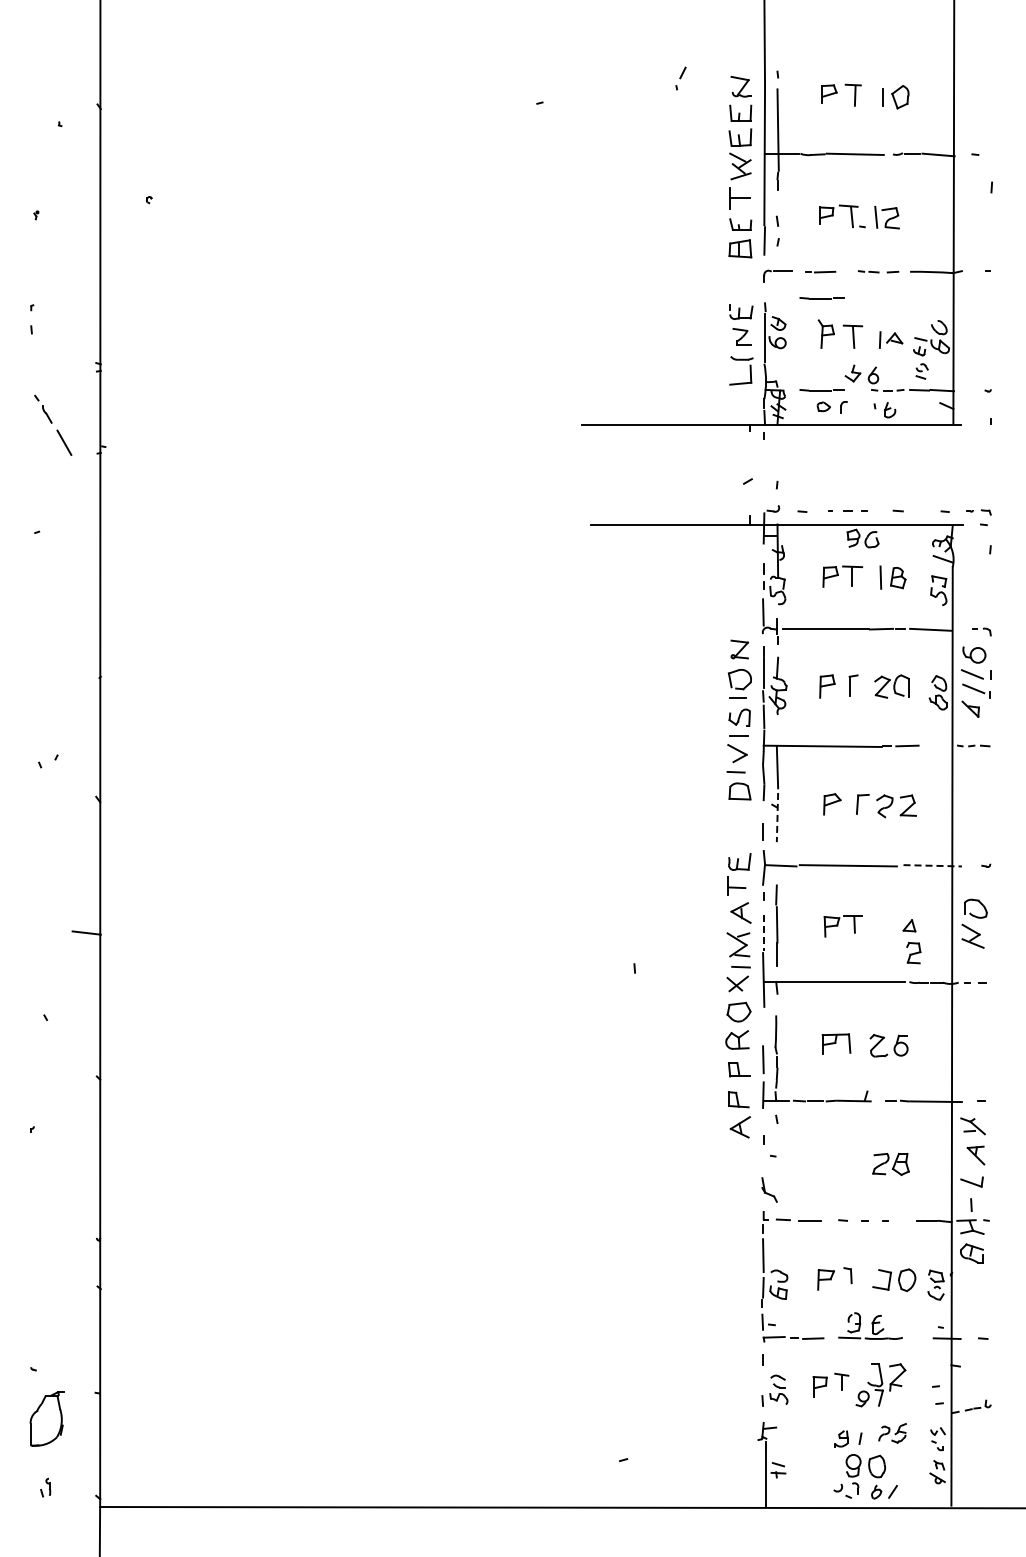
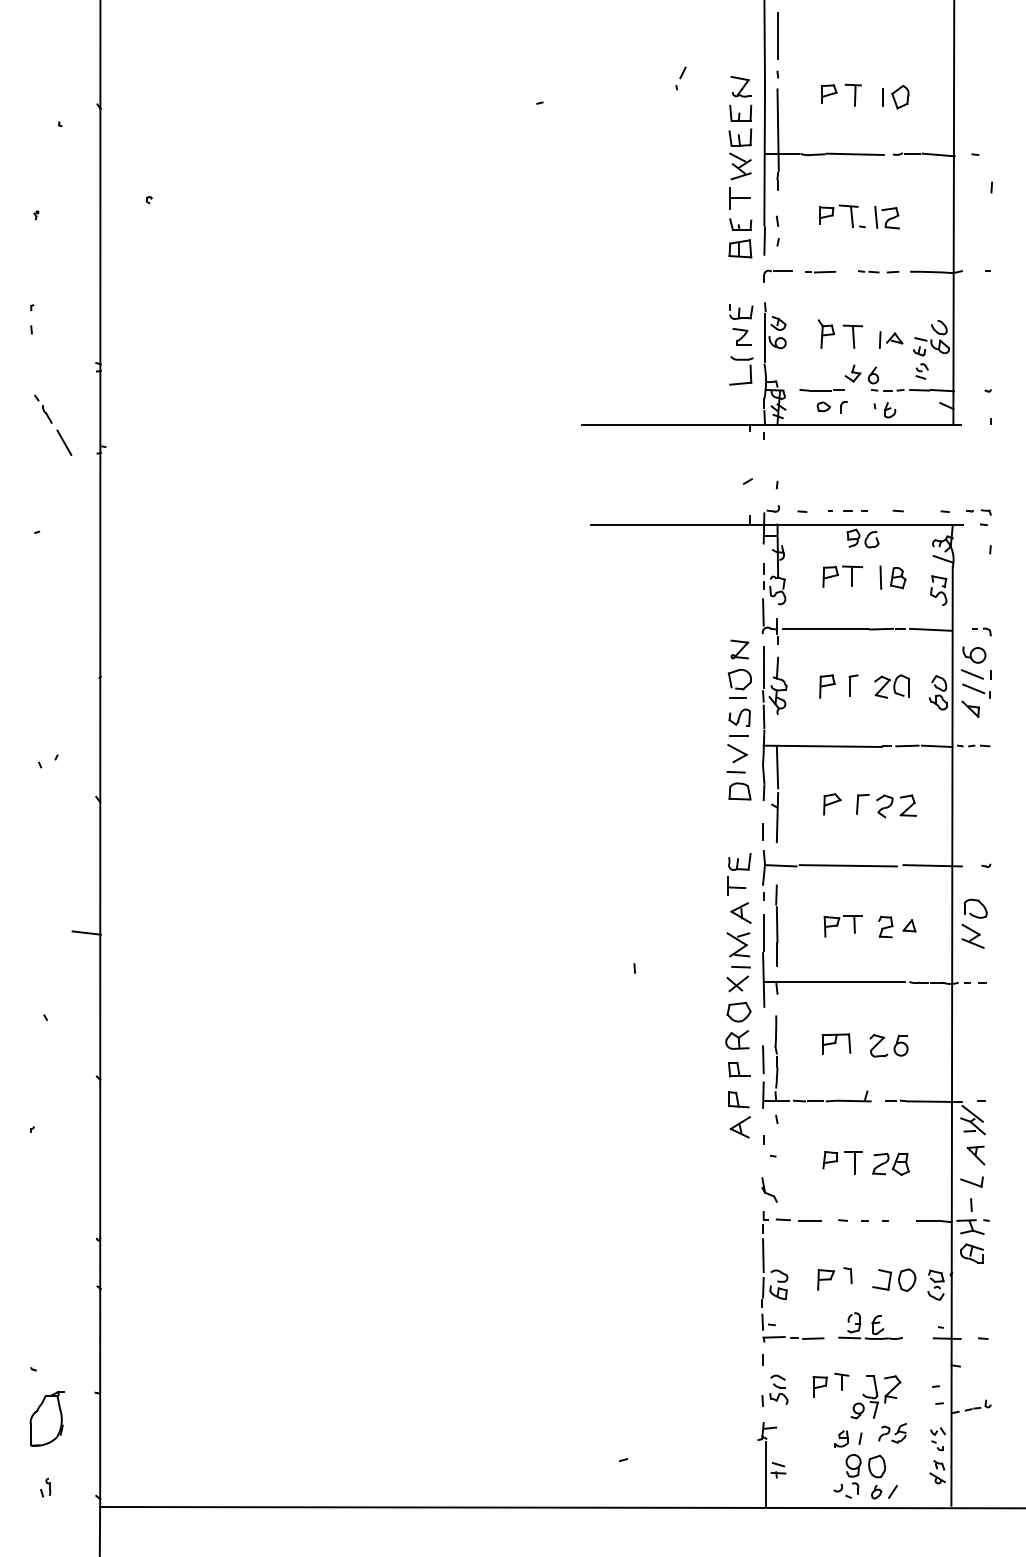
line: none -> present (778, 35)
line: present -> none (821, 298)
line: none -> present (936, 745)
line: dashed -> solid (777, 817)
line: dashed -> solid (933, 865)
line: dashed -> solid (763, 933)
part position: (913, 953) -> (885, 927) (885, 927)
line: none -> present (972, 1113)
part: none -> present (842, 1162)
part position: (880, 1385) -> (875, 1397) (875, 1397)
